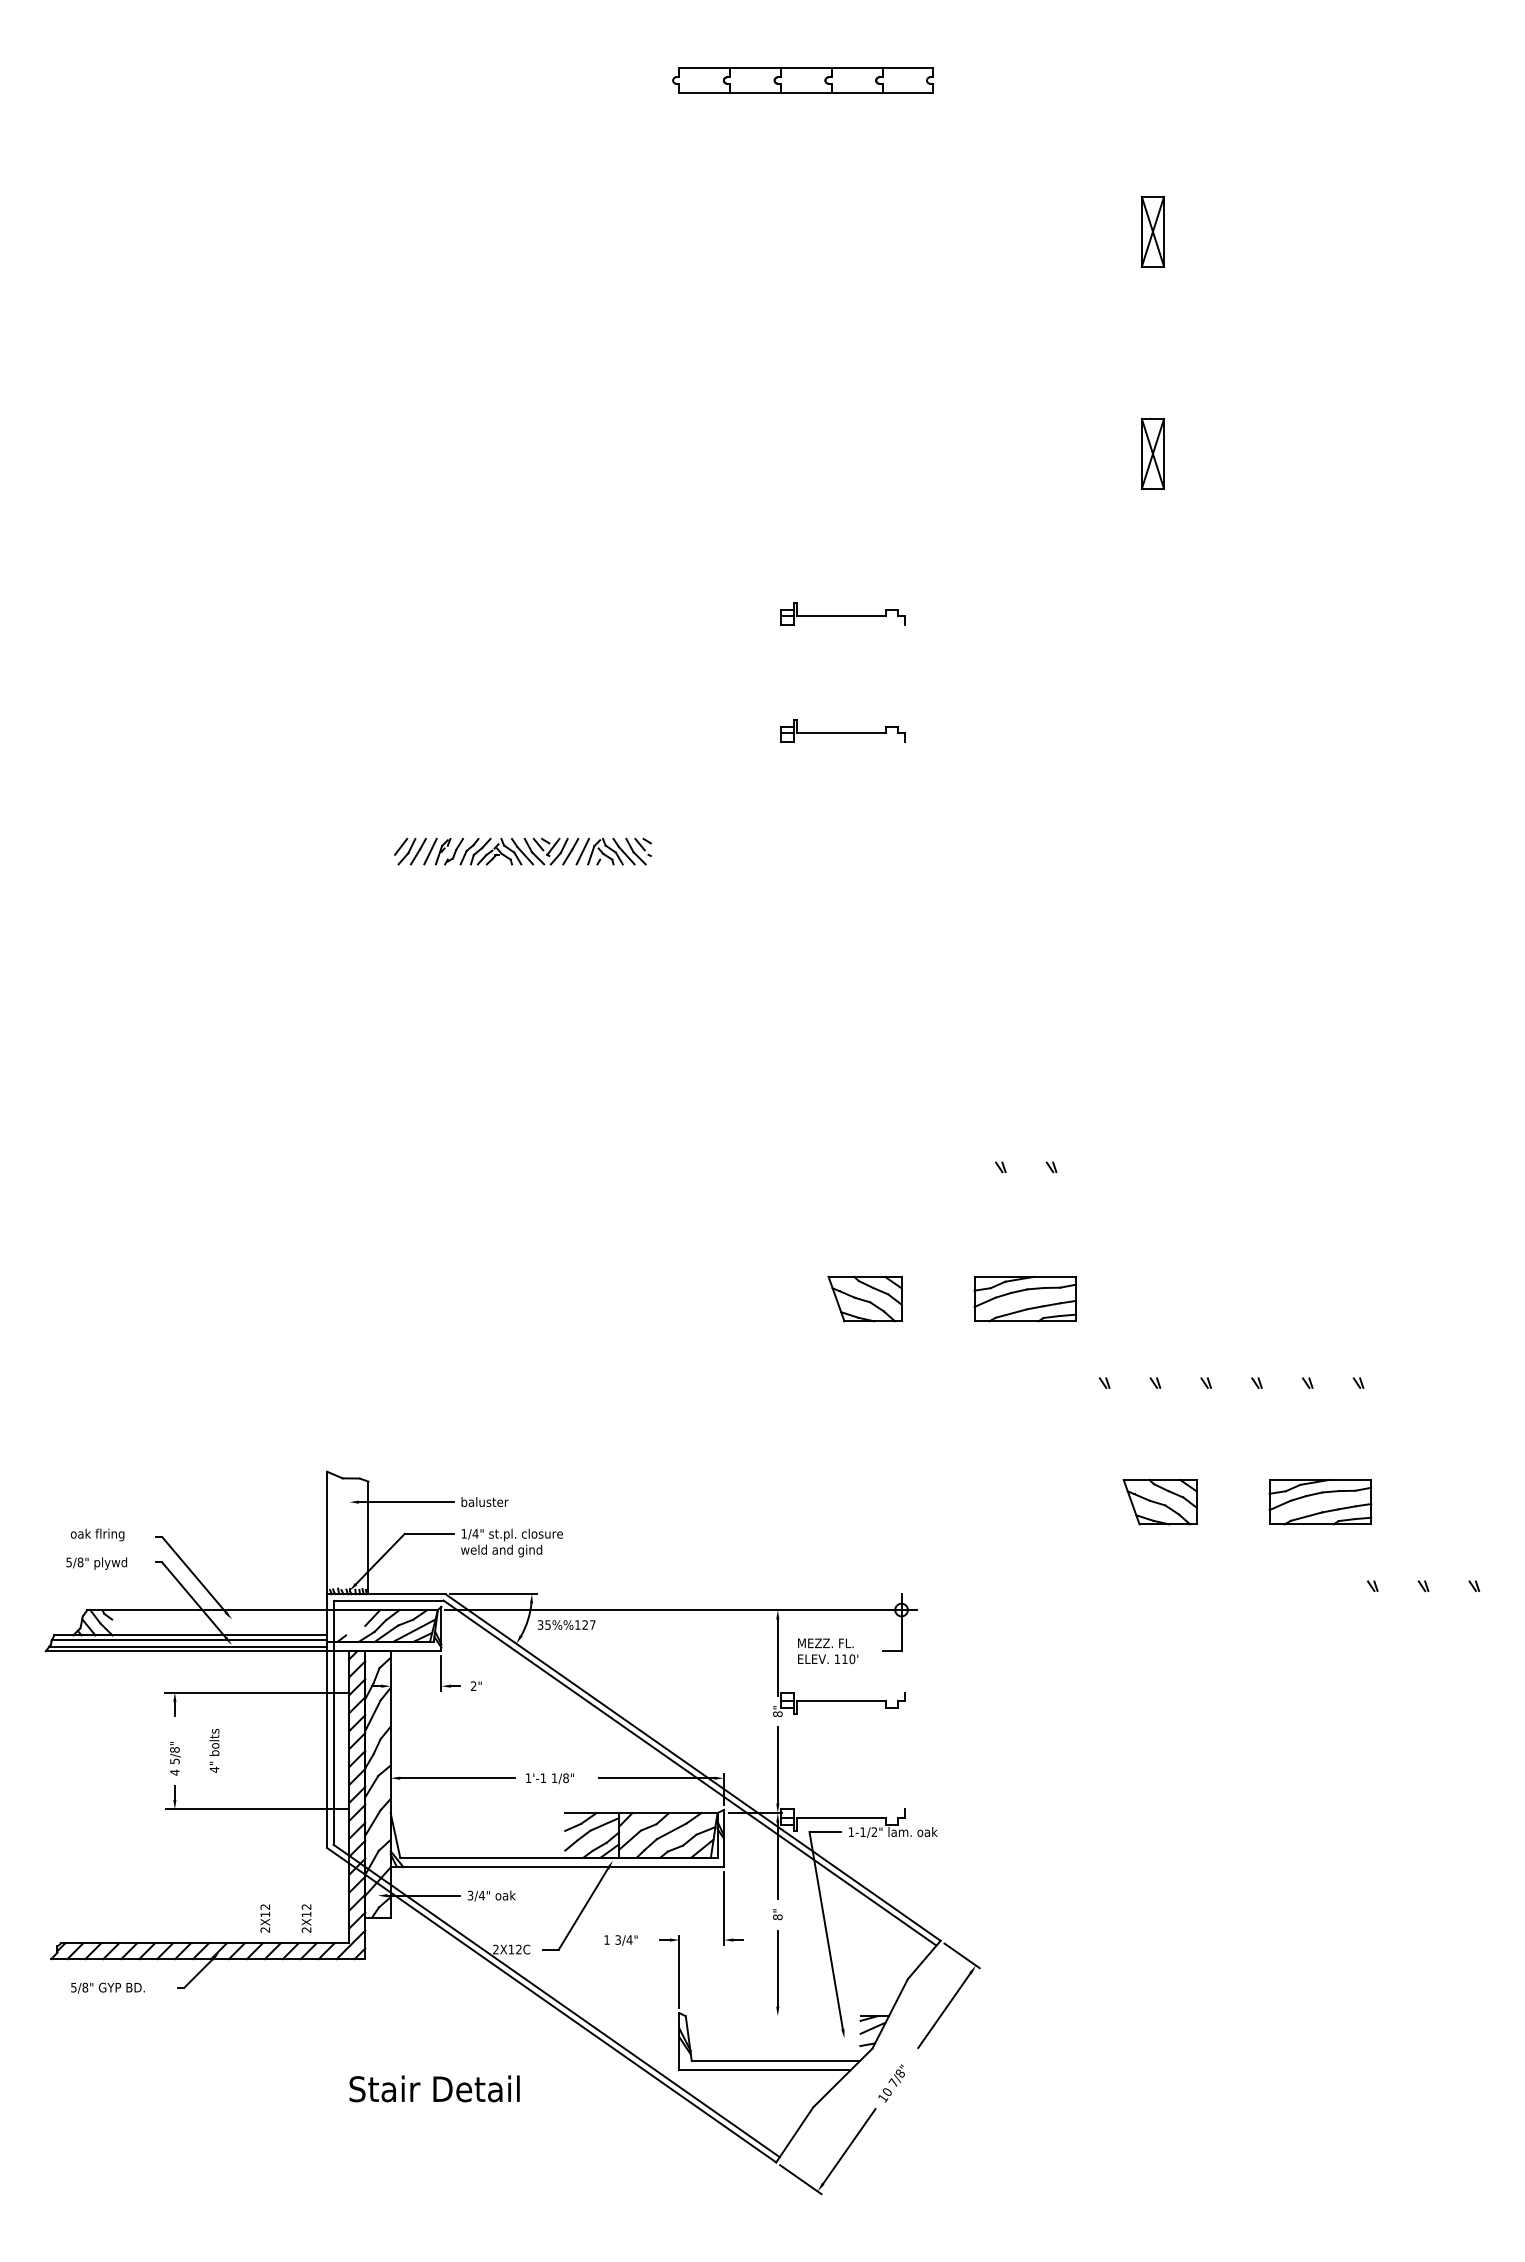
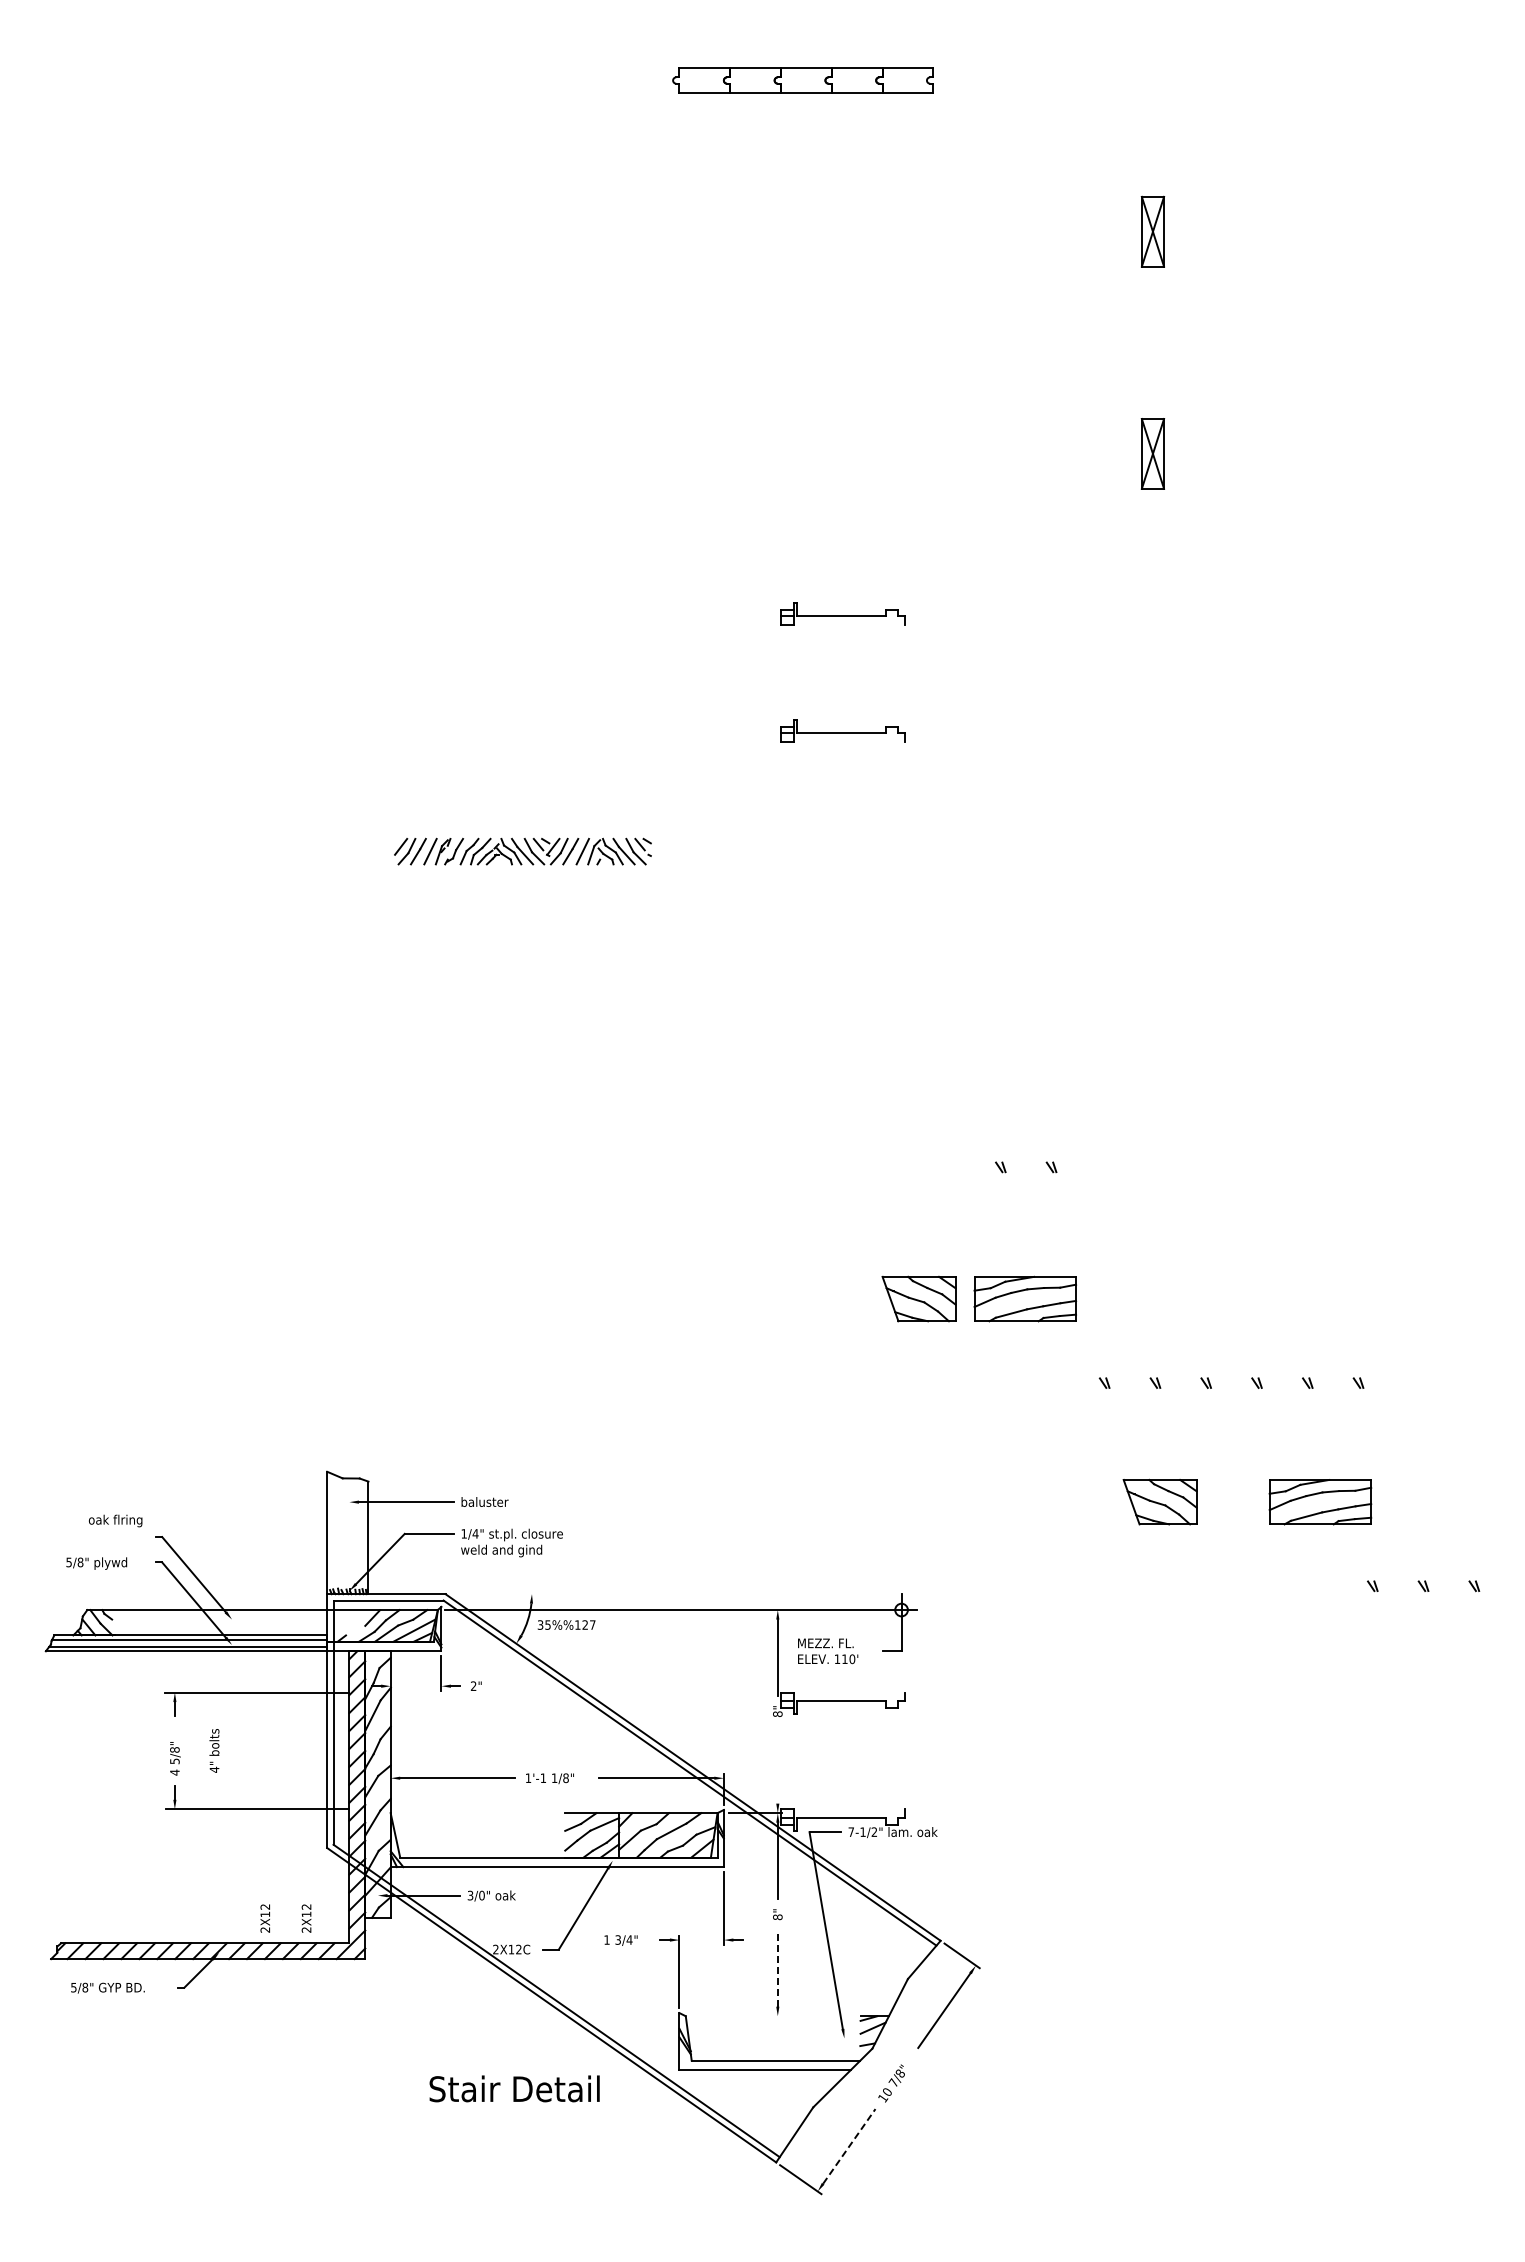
part position: (864, 1298) -> (918, 1298) (918, 1298)
text position: (97, 1534) -> (115, 1520) (115, 1520)
line: present -> none (493, 1594)
line: present -> none (777, 1765)
text: 1-1/2" -> 7-1/2" (850, 1831)
text: 3/4" -> 3/0" (481, 1895)
line: solid -> dashed (777, 1968)
text position: (434, 2088) -> (514, 2088) (514, 2088)
line: solid -> dashed (849, 2146)
